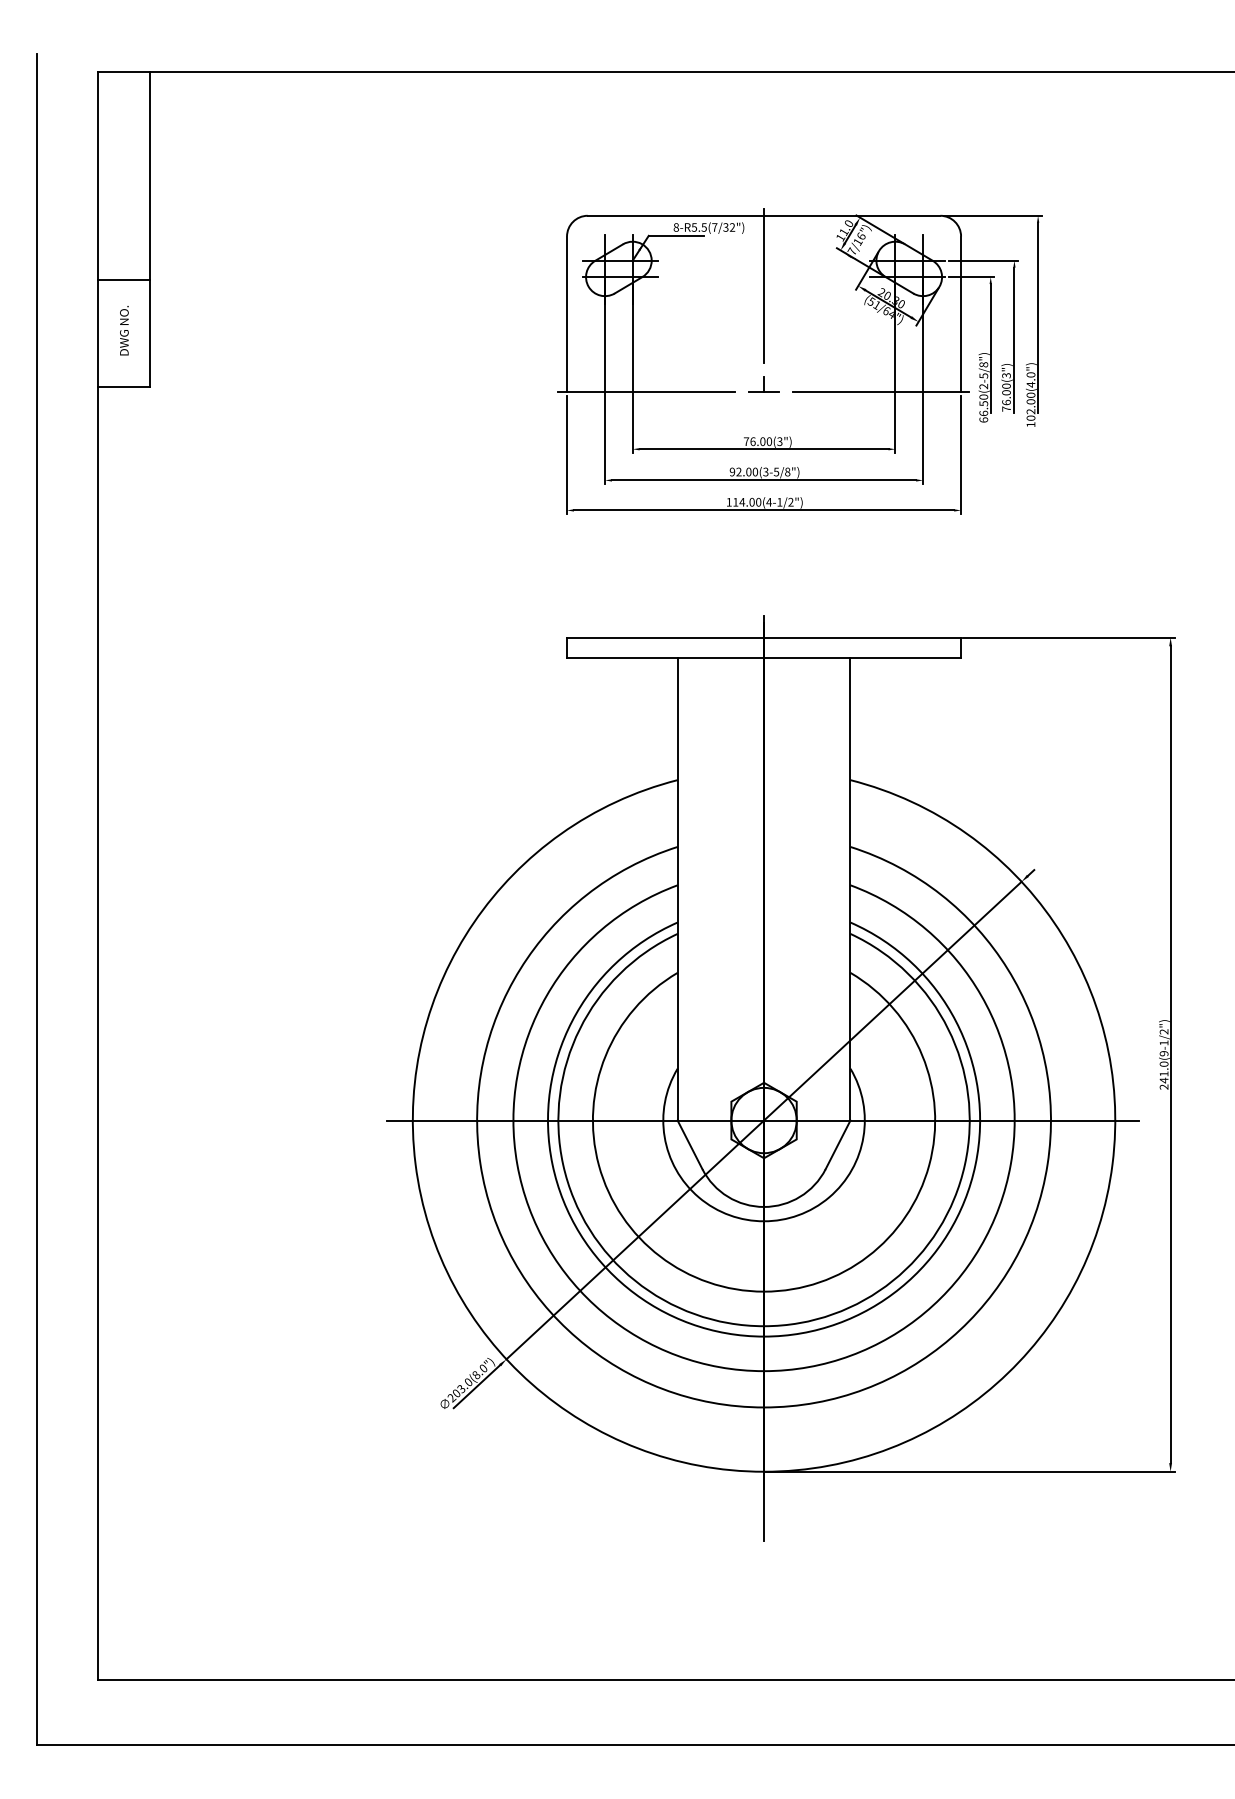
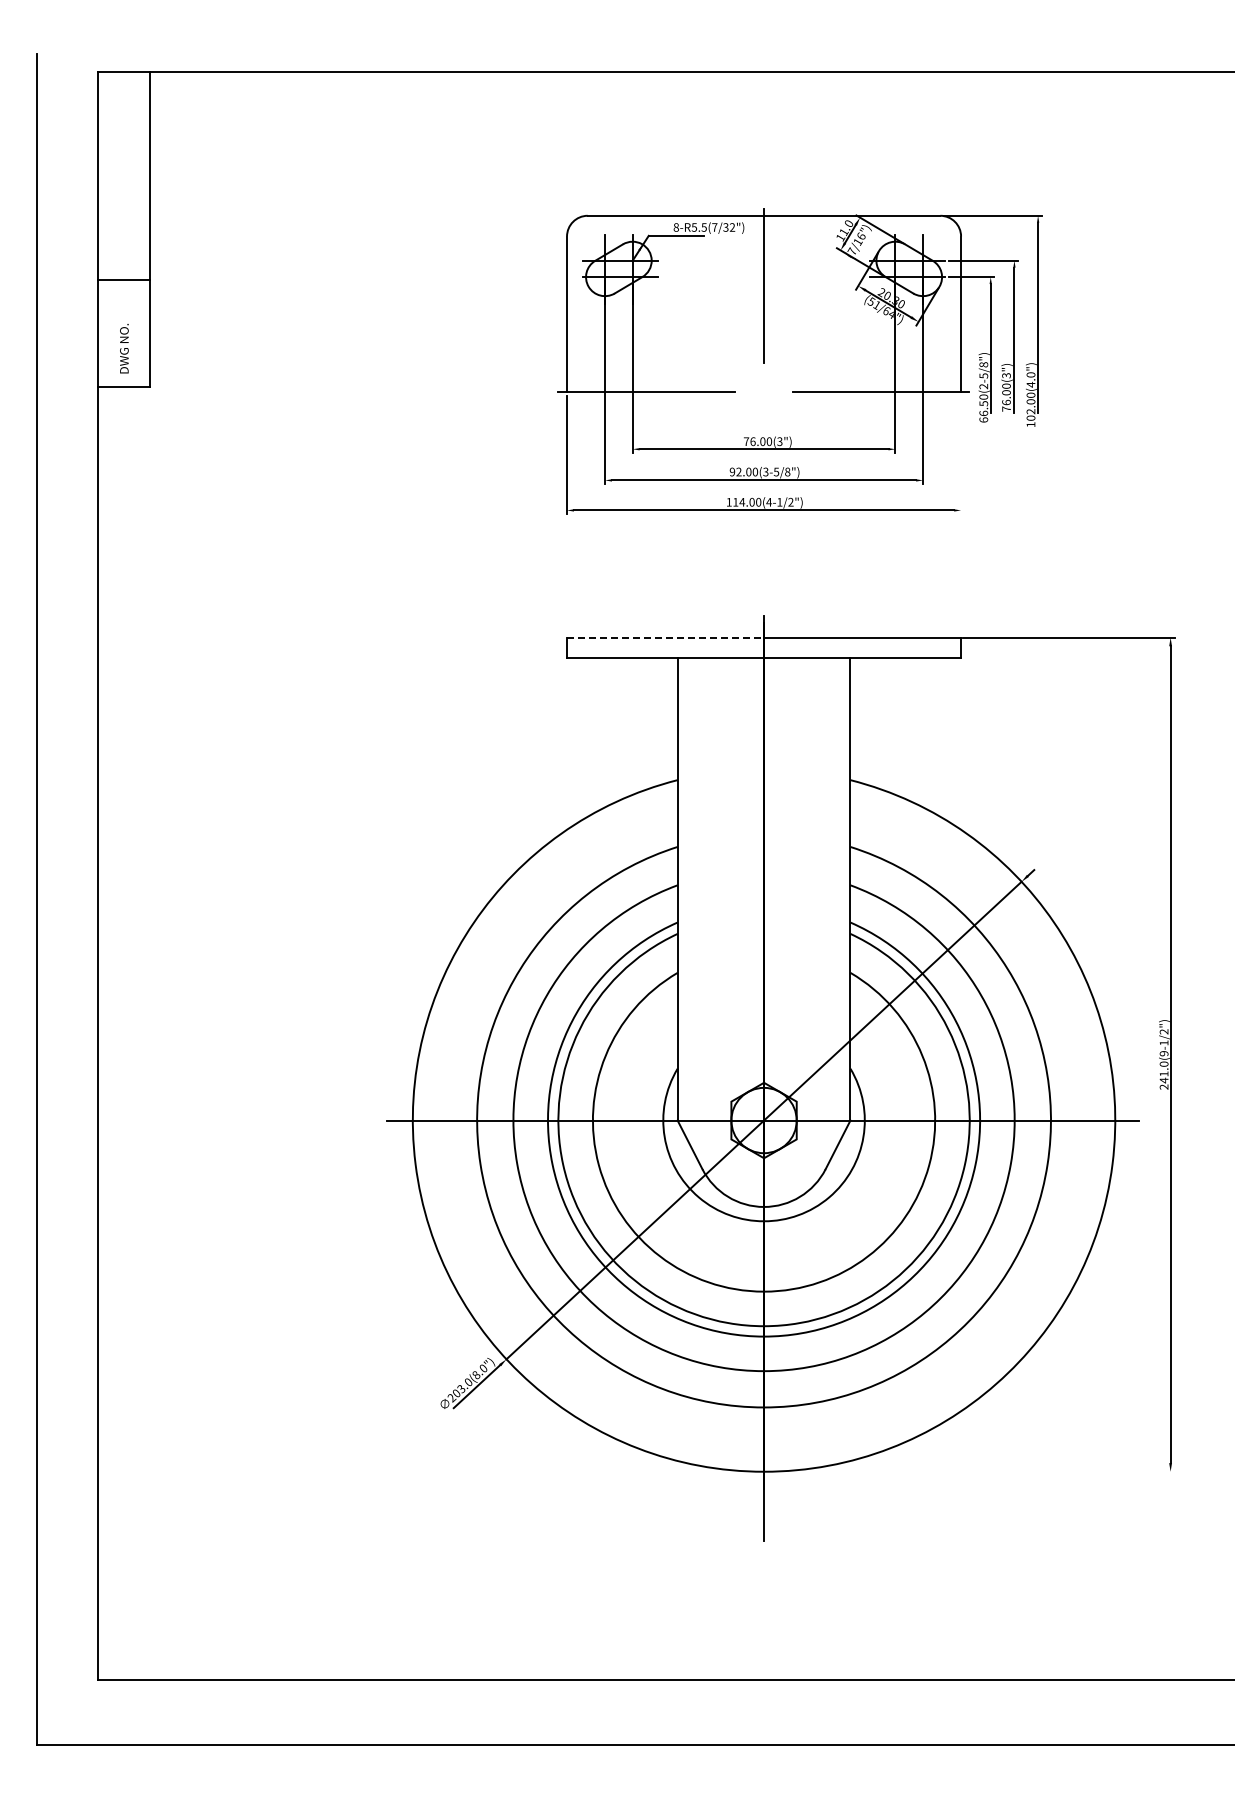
text position: (124, 330) -> (124, 348) (124, 348)
part: present -> none (763, 384)
line: present -> none (961, 454)
line: solid -> dashed (665, 637)
line: present -> none (970, 1471)
